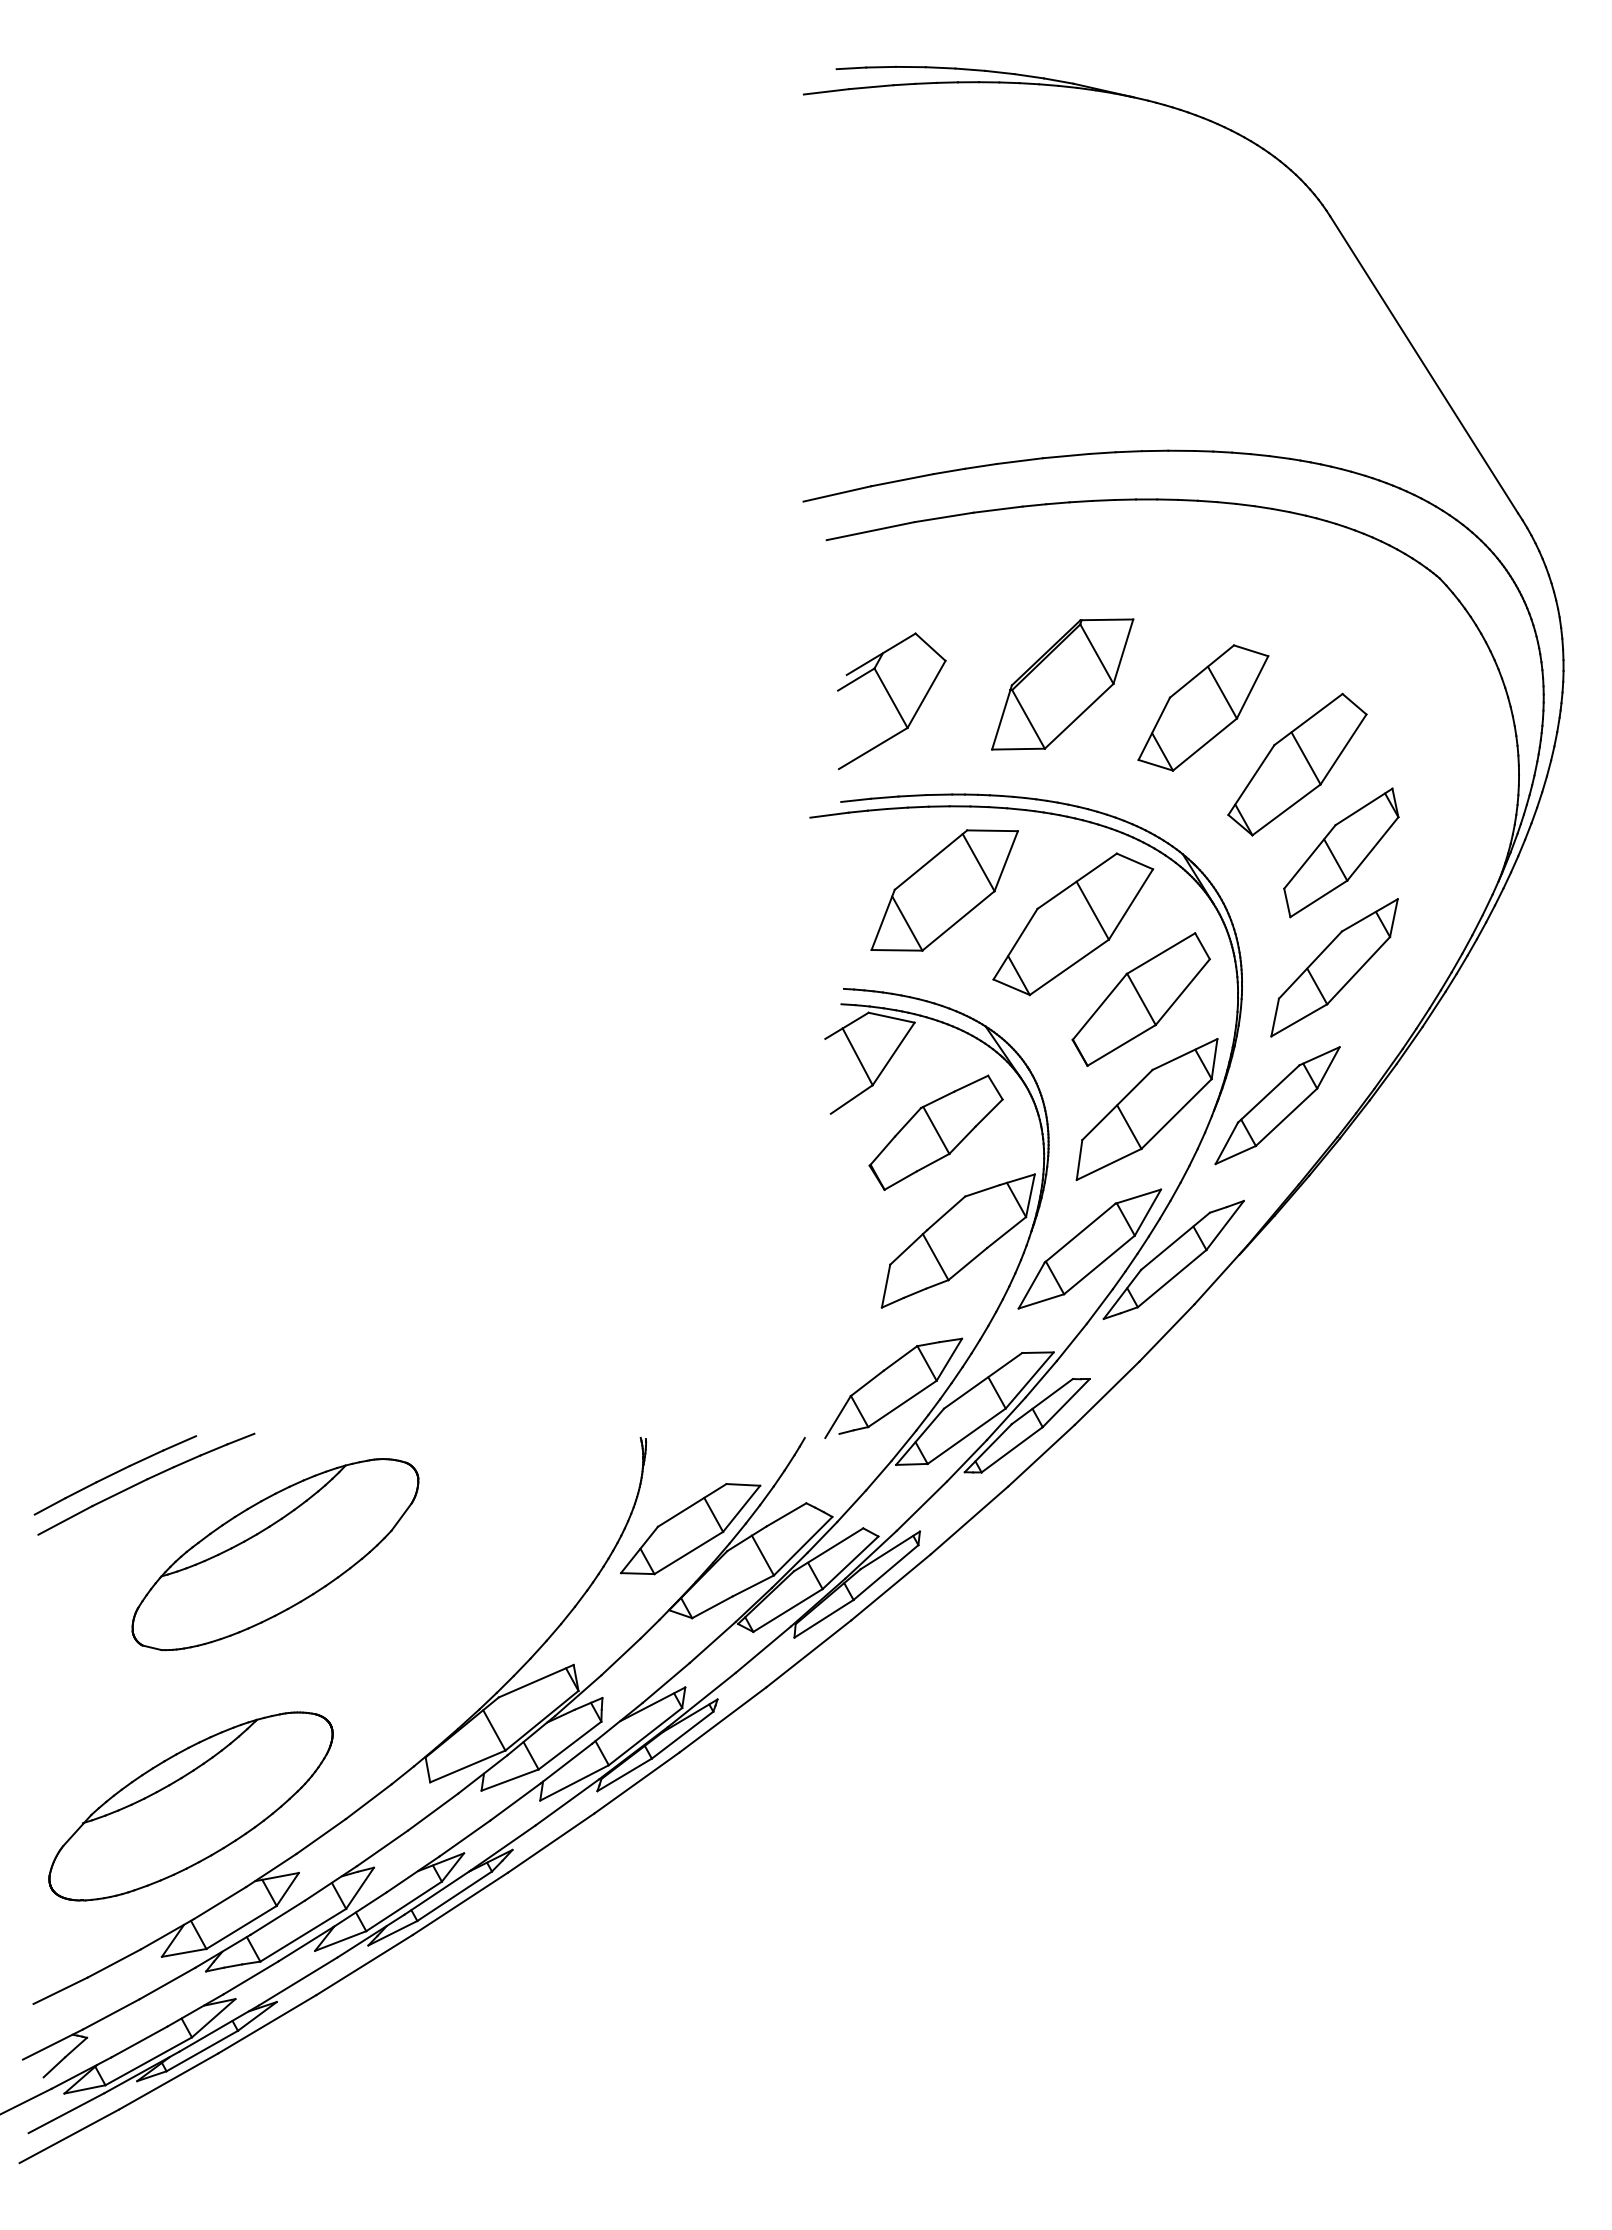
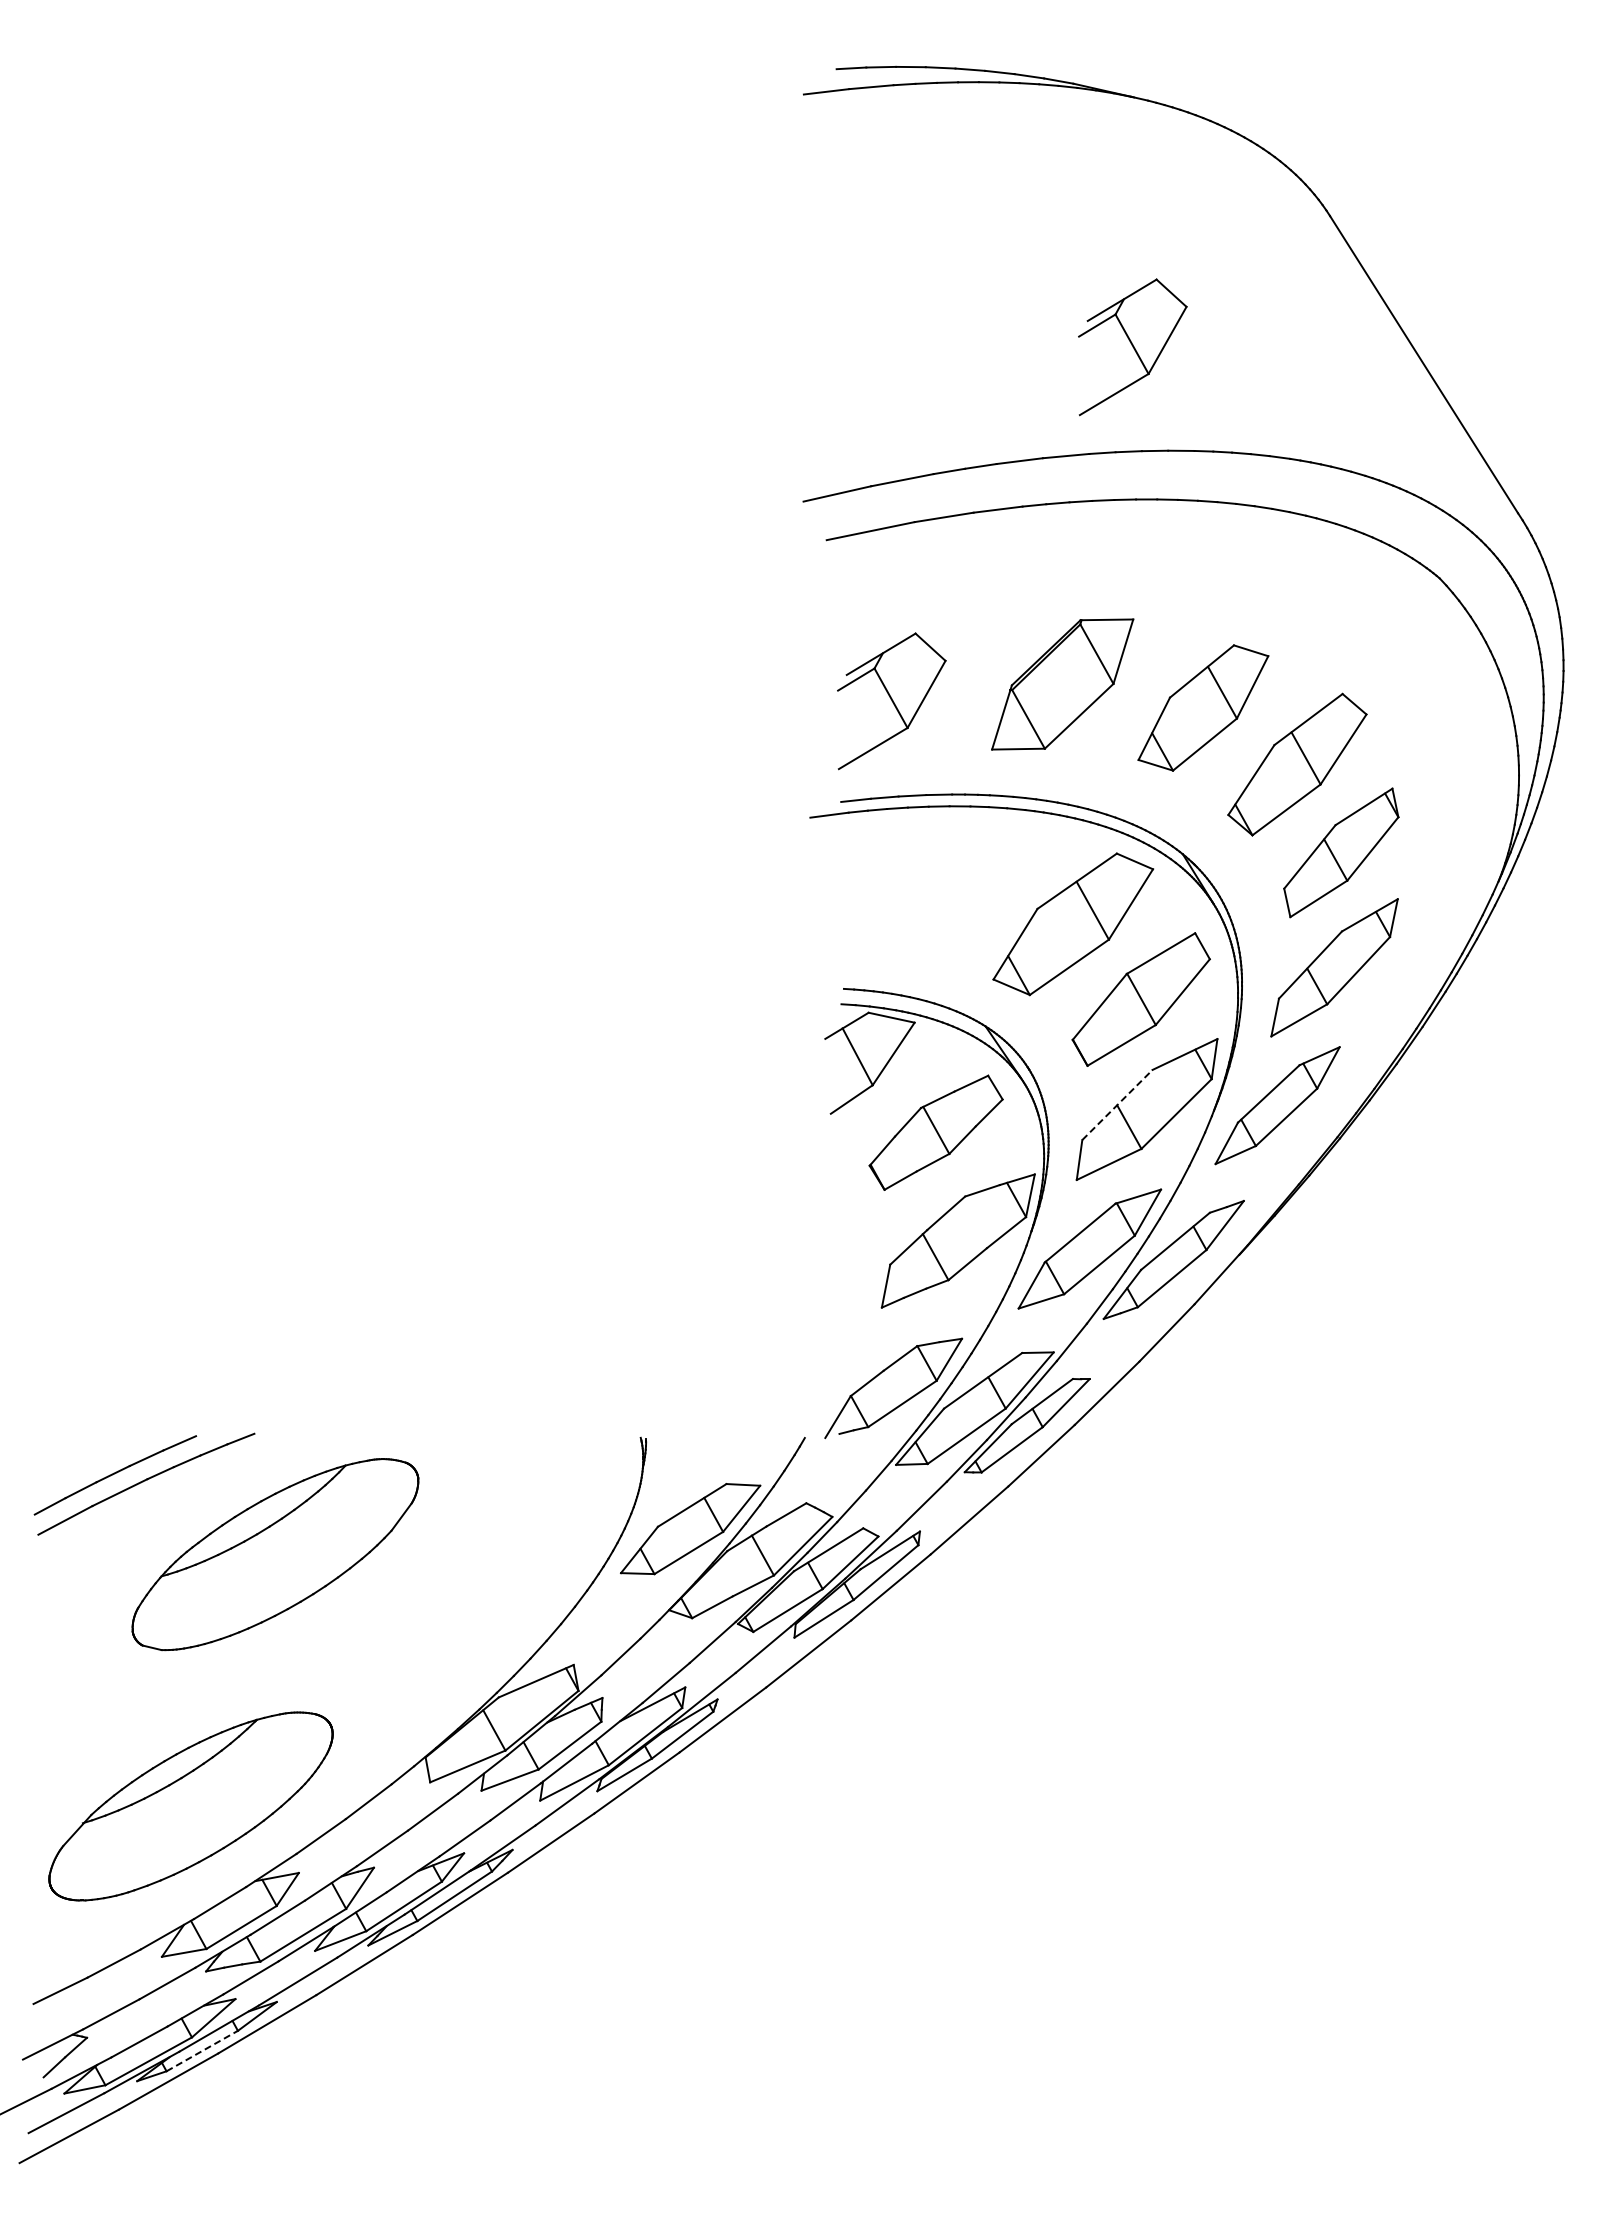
part: none -> present (1132, 347)
part: present -> none (944, 890)
line: solid -> dashed (1117, 1105)
line: solid -> dashed (202, 2050)
